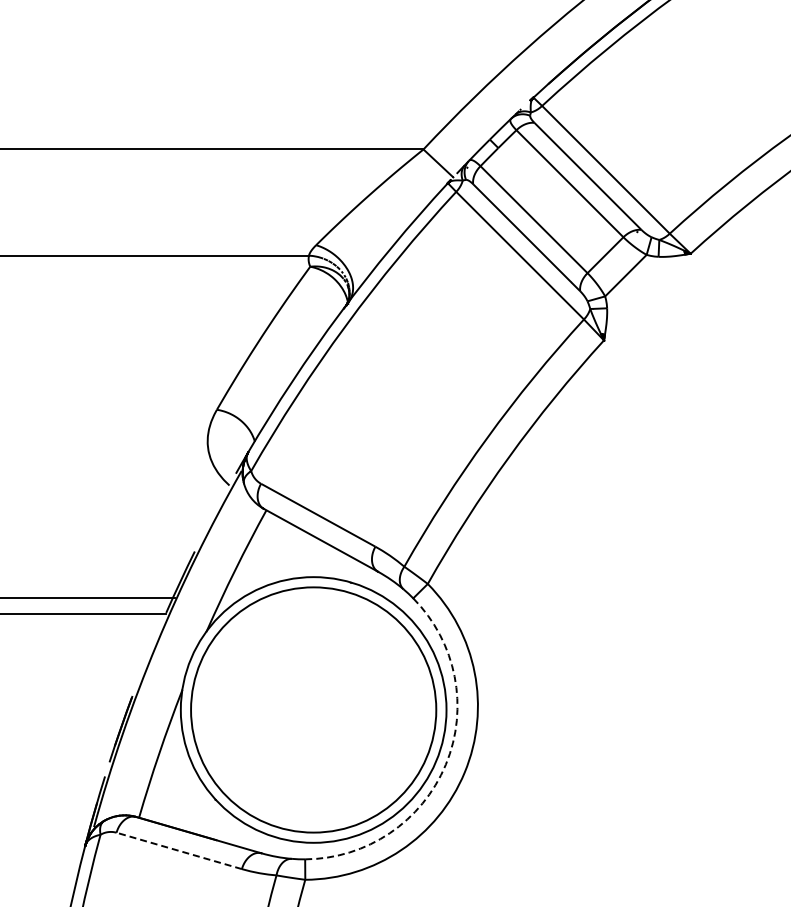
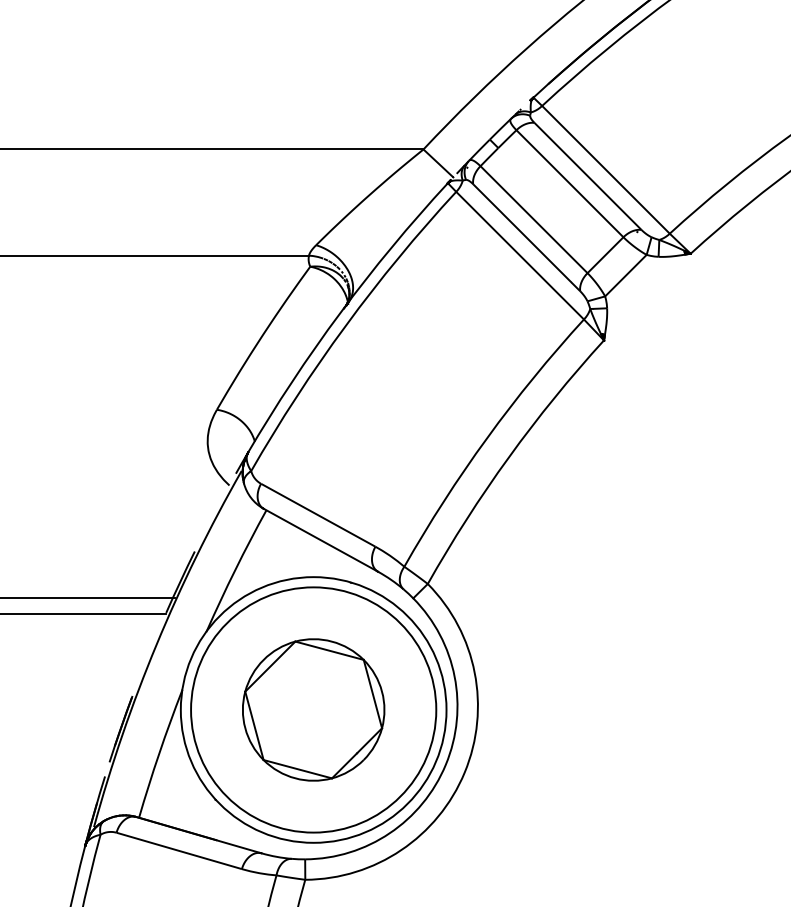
part: none -> present (313, 709)
arc: dashed -> solid (445, 764)
line: dashed -> solid (179, 850)
